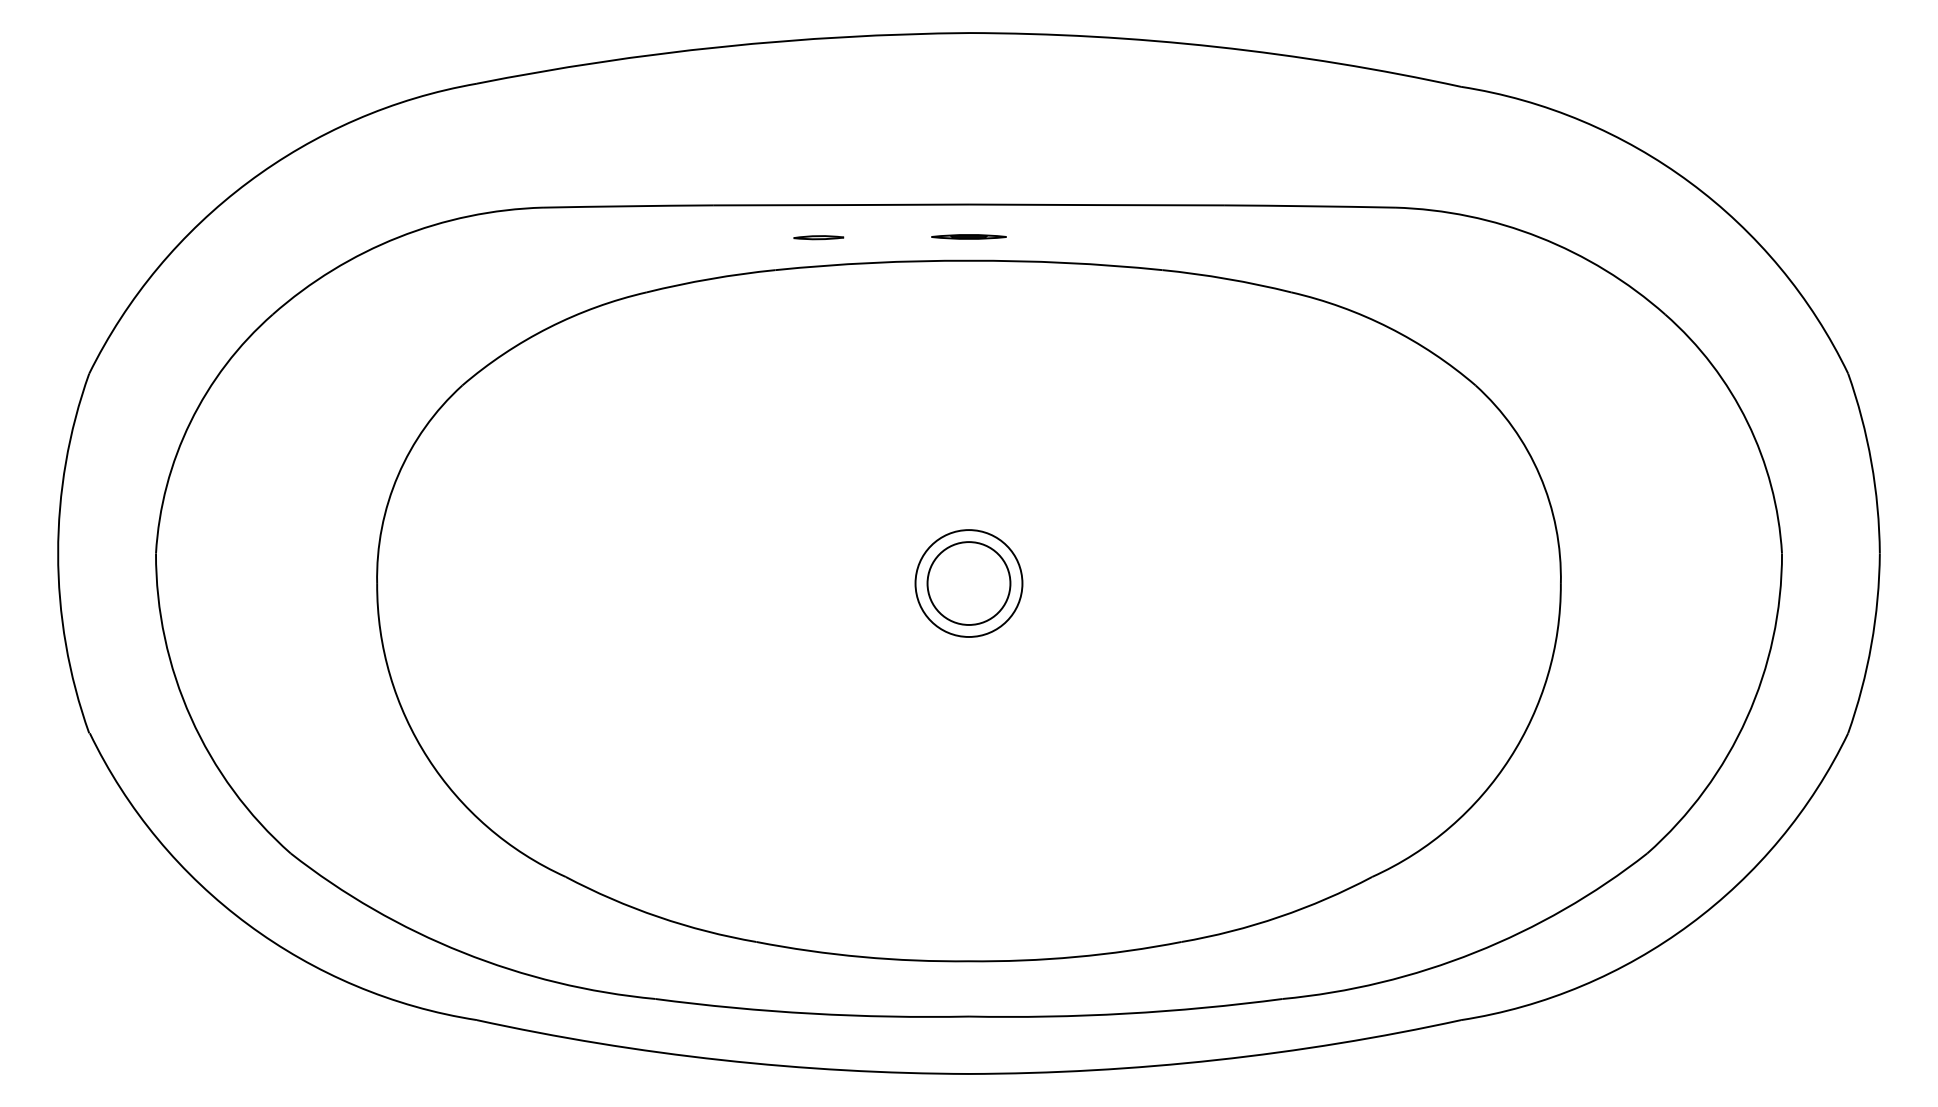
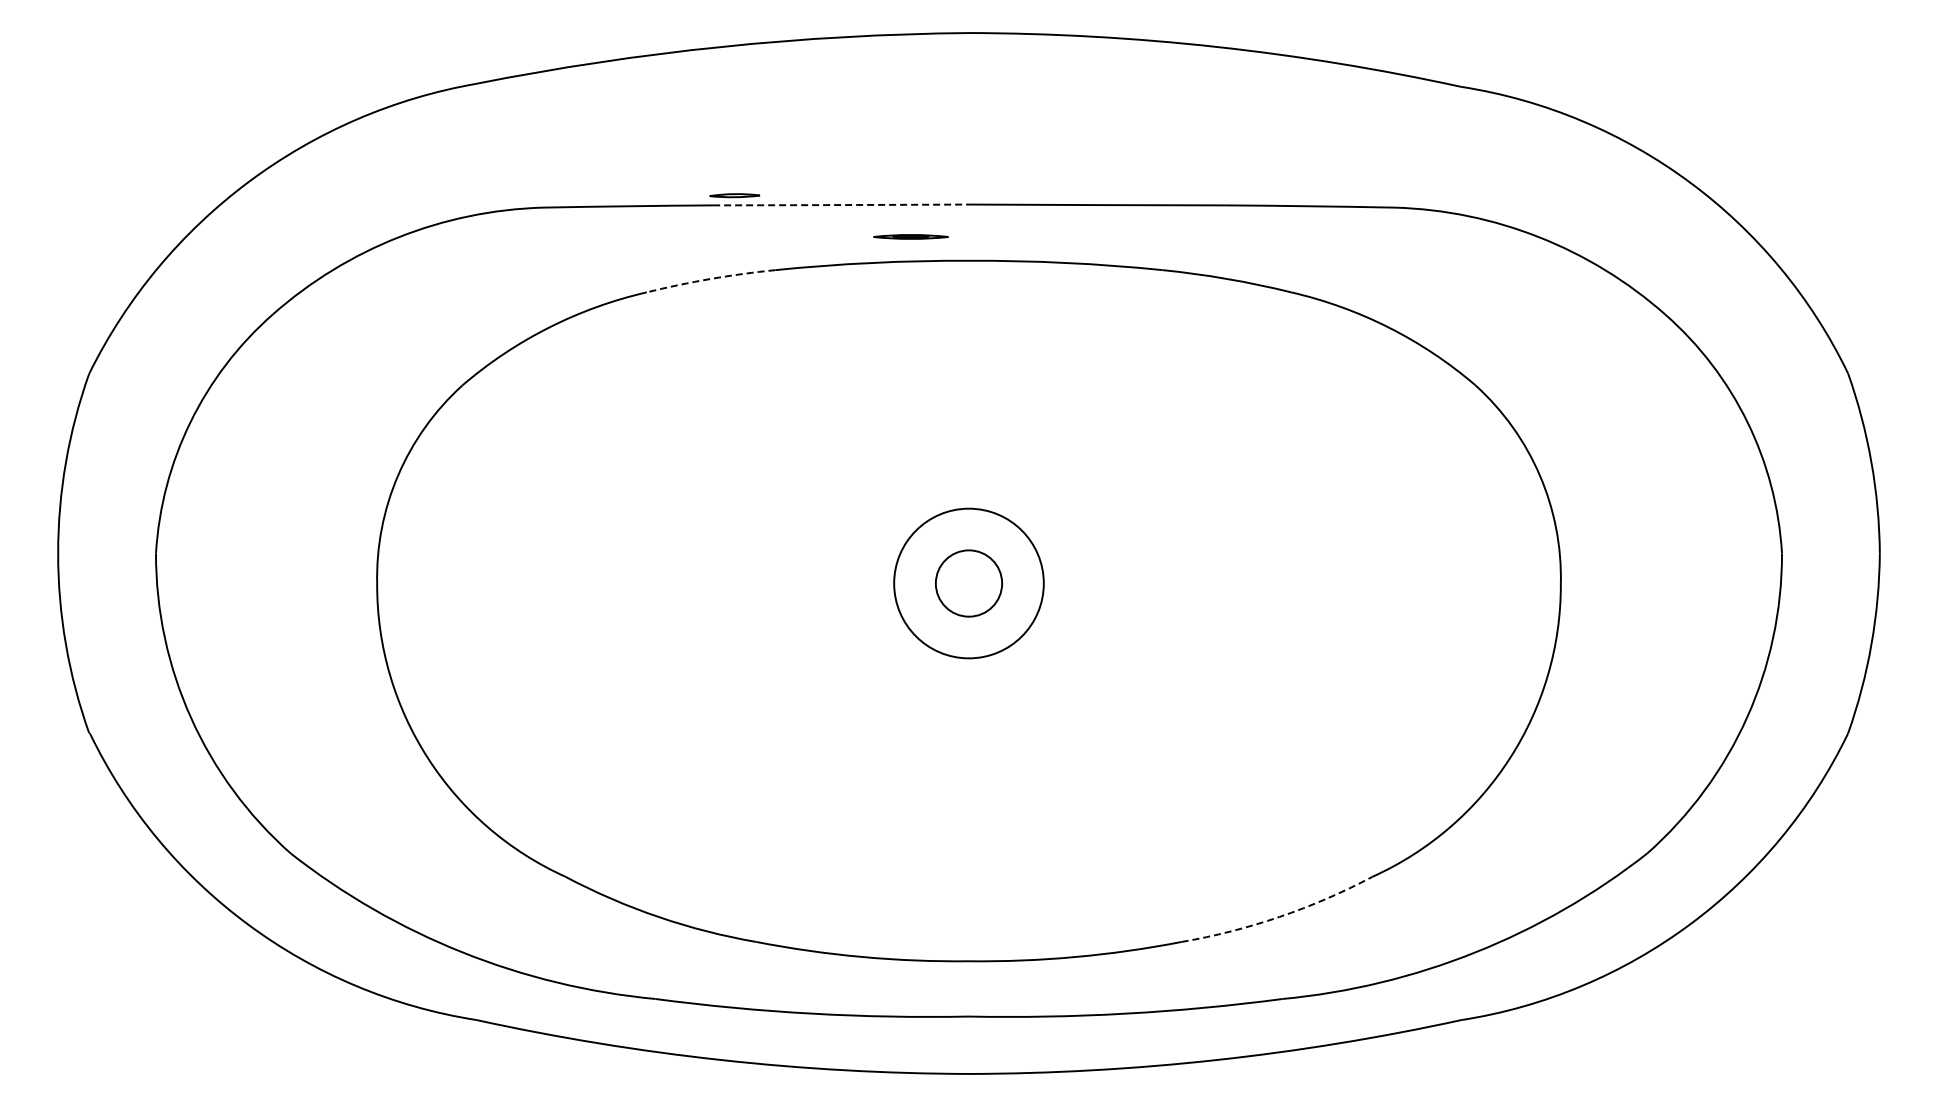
arc: solid -> dashed (841, 205)
part position: (968, 236) -> (910, 236) (910, 236)
part position: (818, 237) -> (734, 195) (734, 195)
arc: solid -> dashed (710, 278)
circle diameter: 107 px -> 150 px (968, 583)
circle diameter: 83 px -> 66 px (968, 583)
arc: solid -> dashed (1279, 916)
